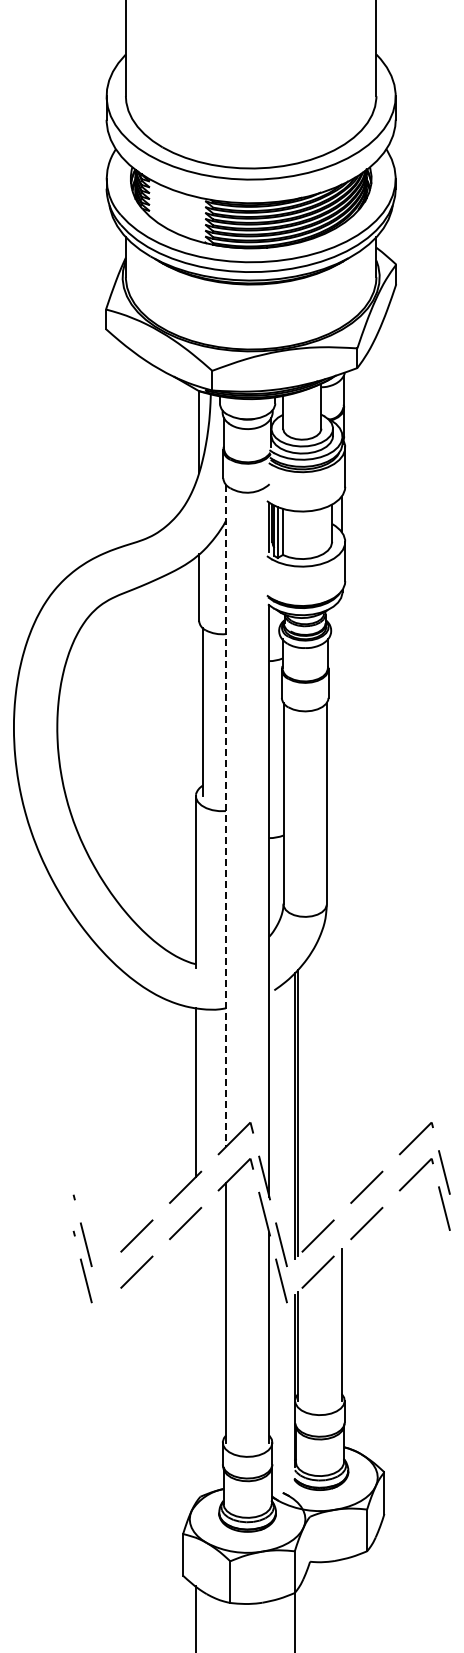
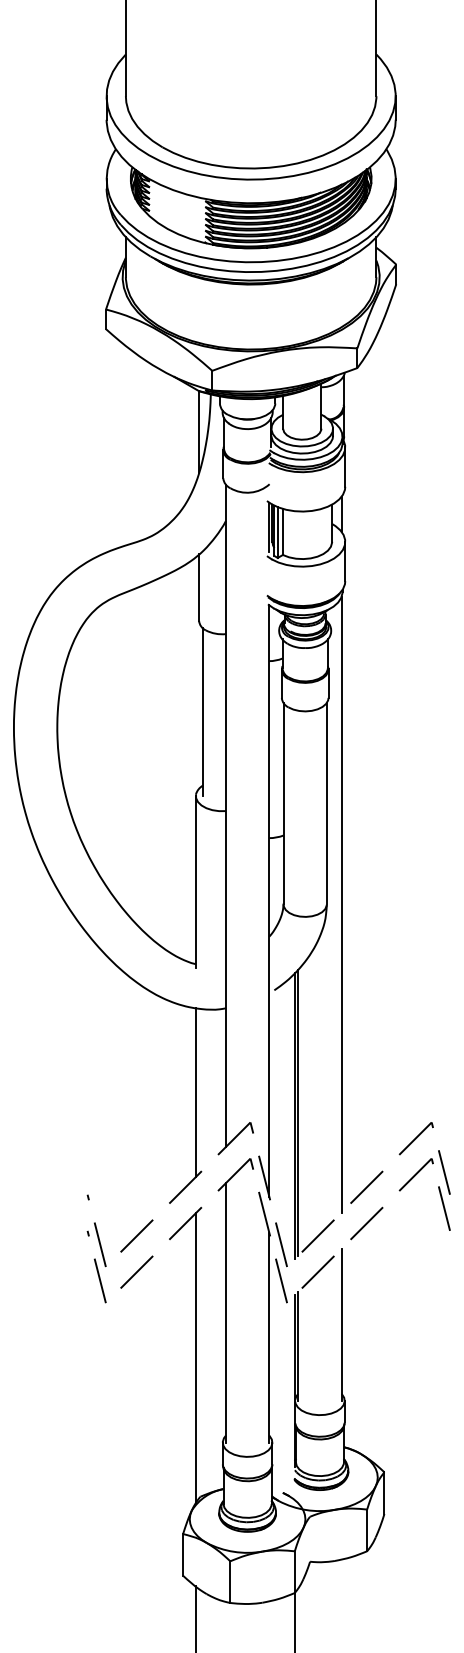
line: dashed -> solid (225, 816)
line: none -> present (341, 904)
part position: (82, 1248) -> (96, 1248) (96, 1248)
line: none -> present (195, 1358)
